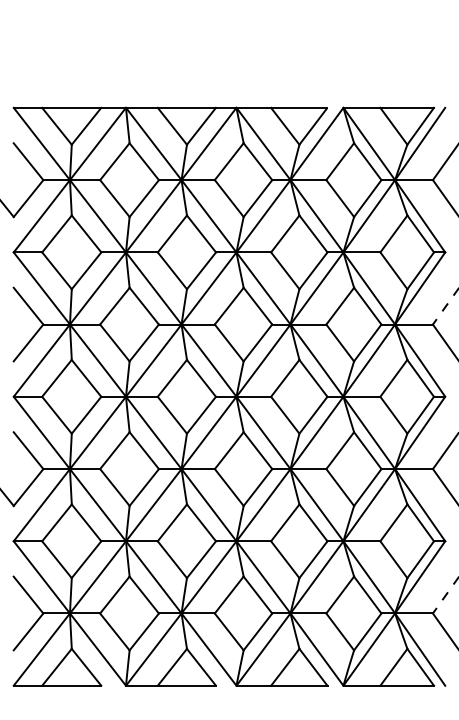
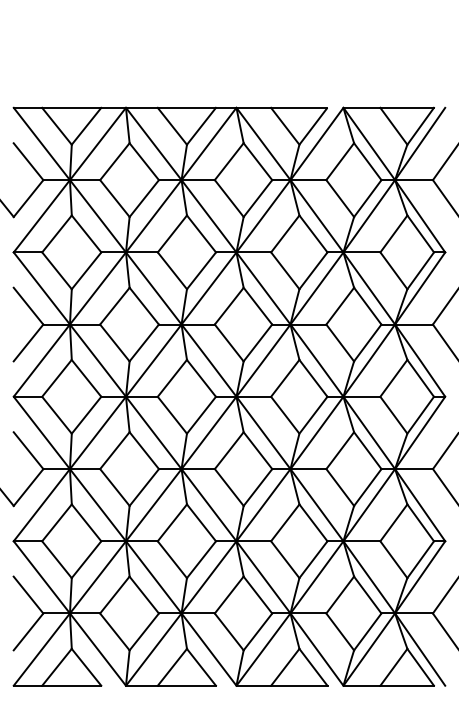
line: dashed -> solid (445, 306)
line: dashed -> solid (445, 595)
